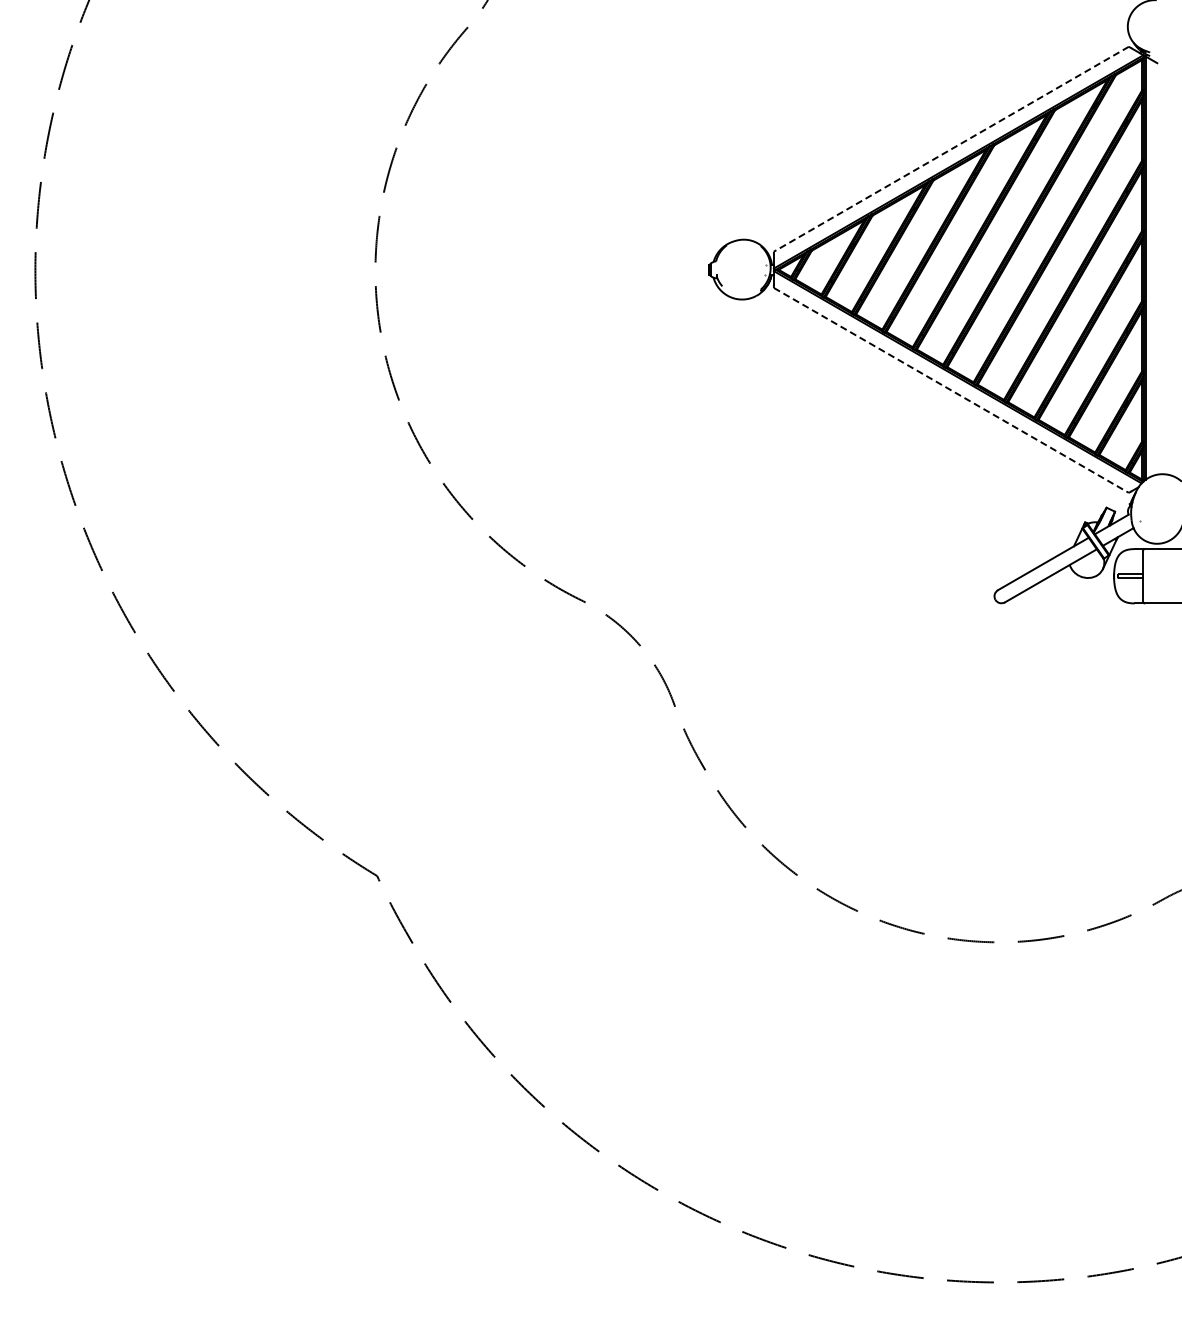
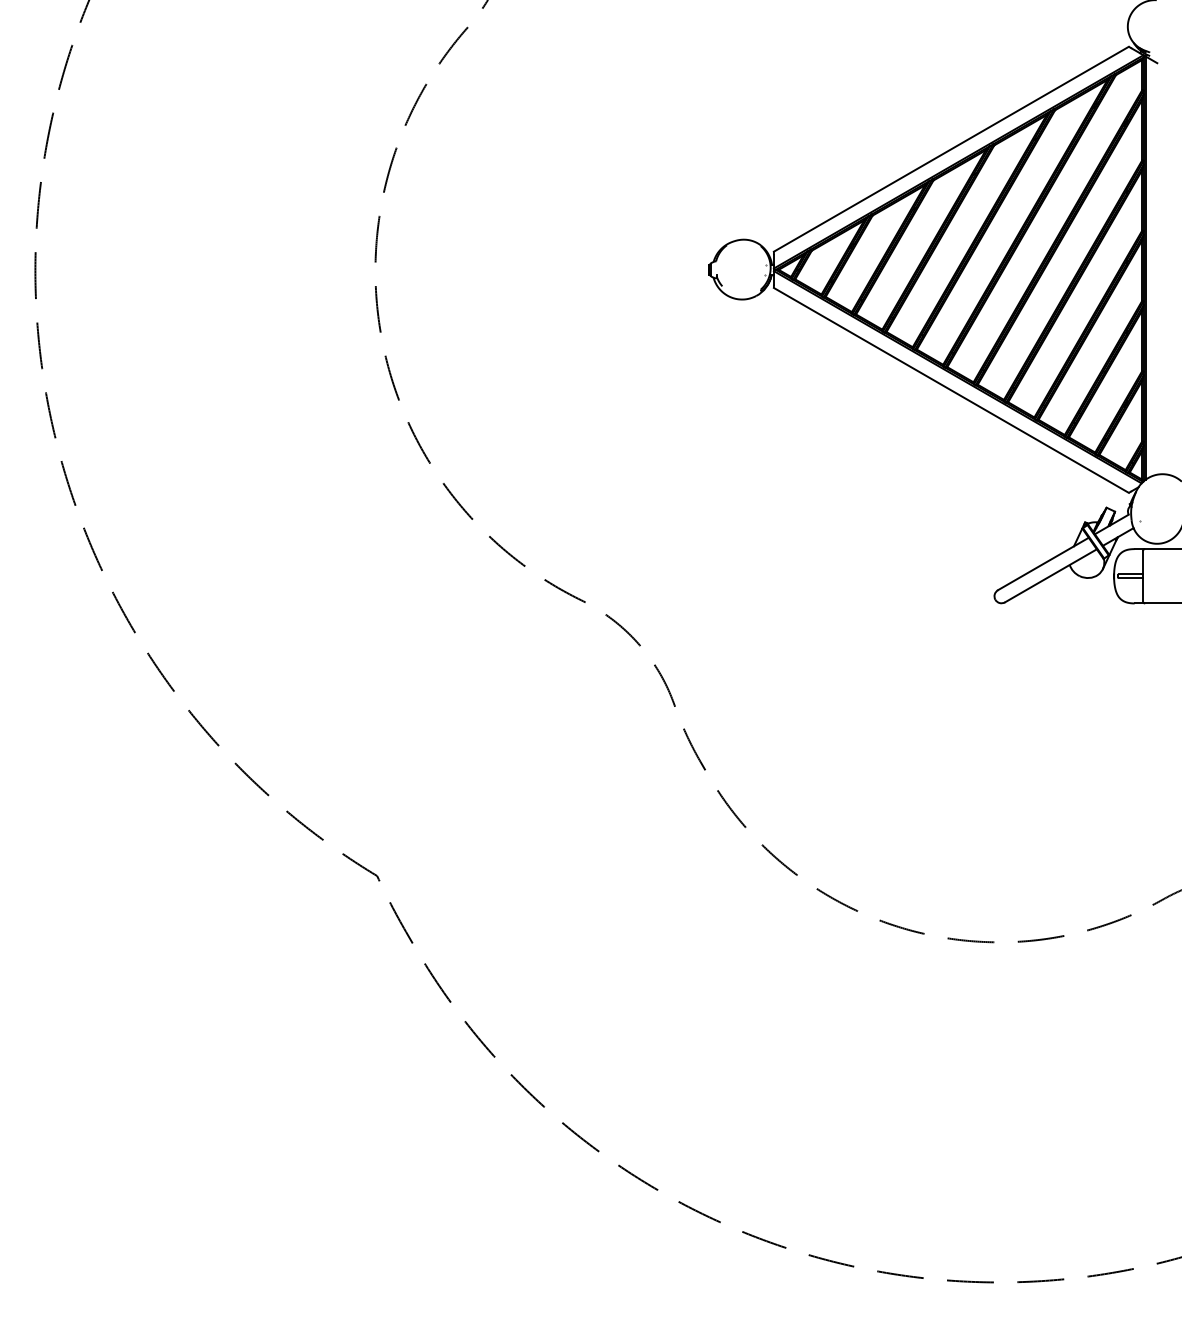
line: dashed -> solid (951, 149)
line: dashed -> solid (951, 390)
